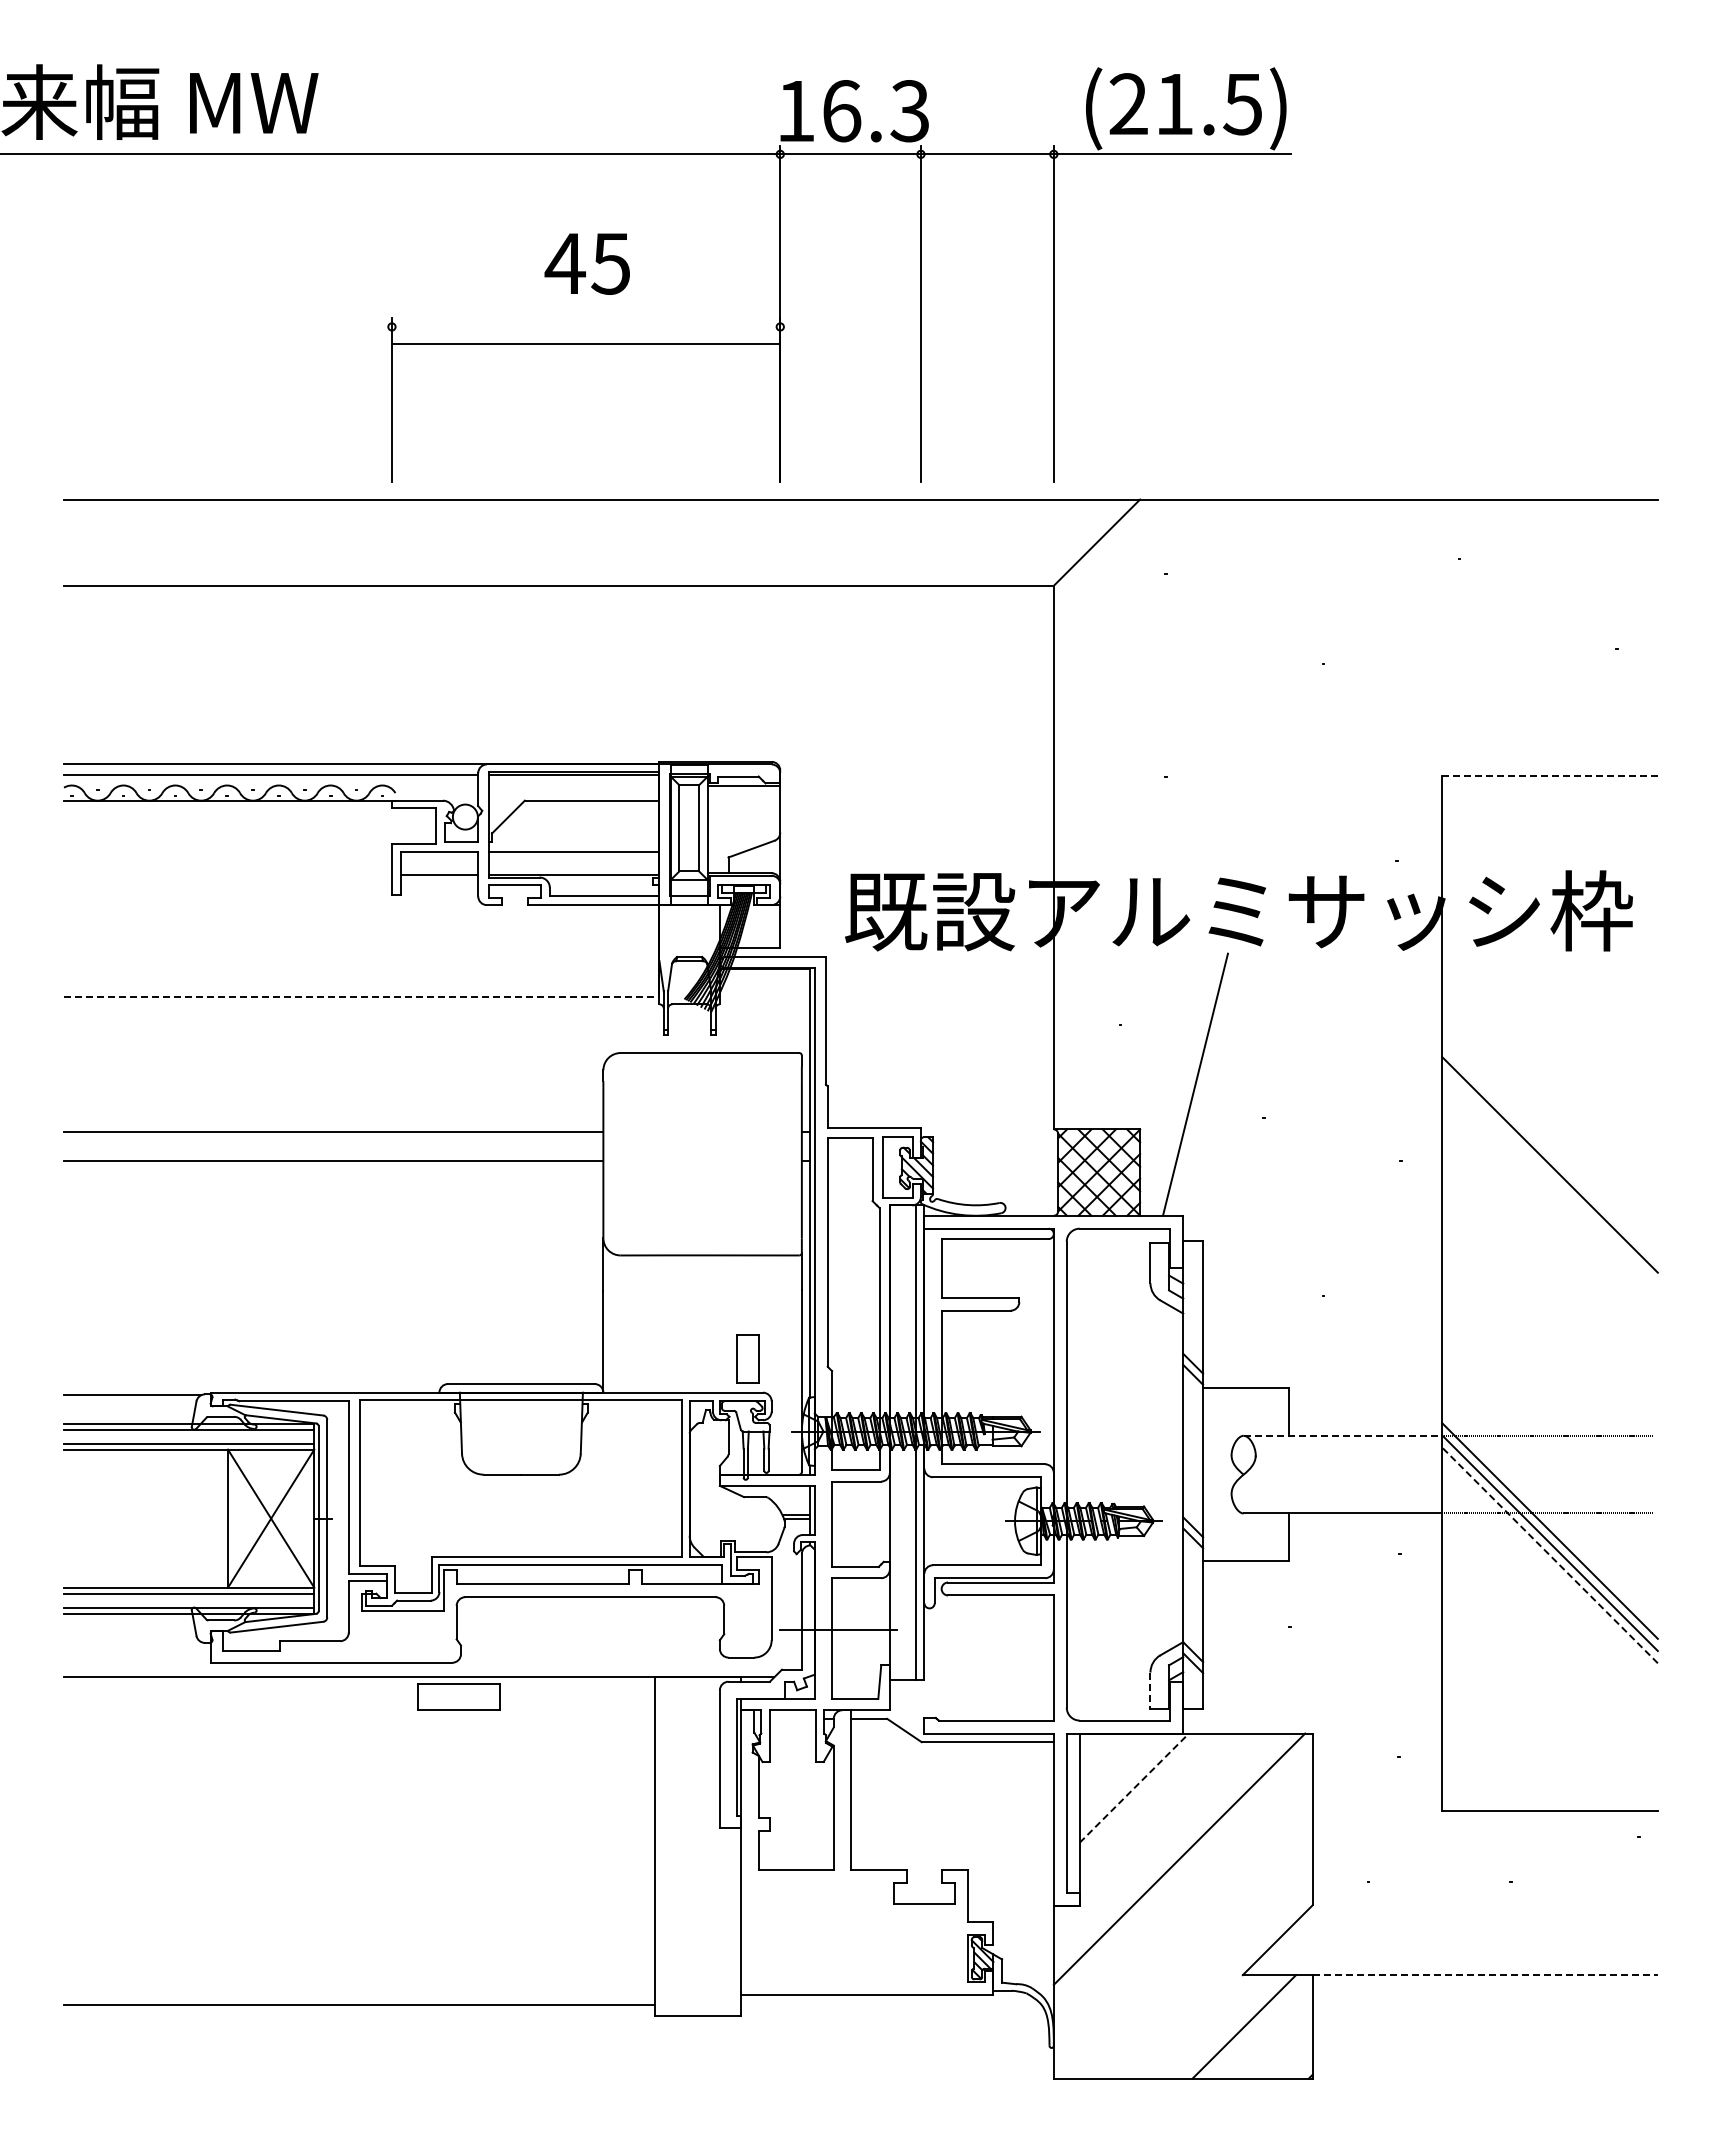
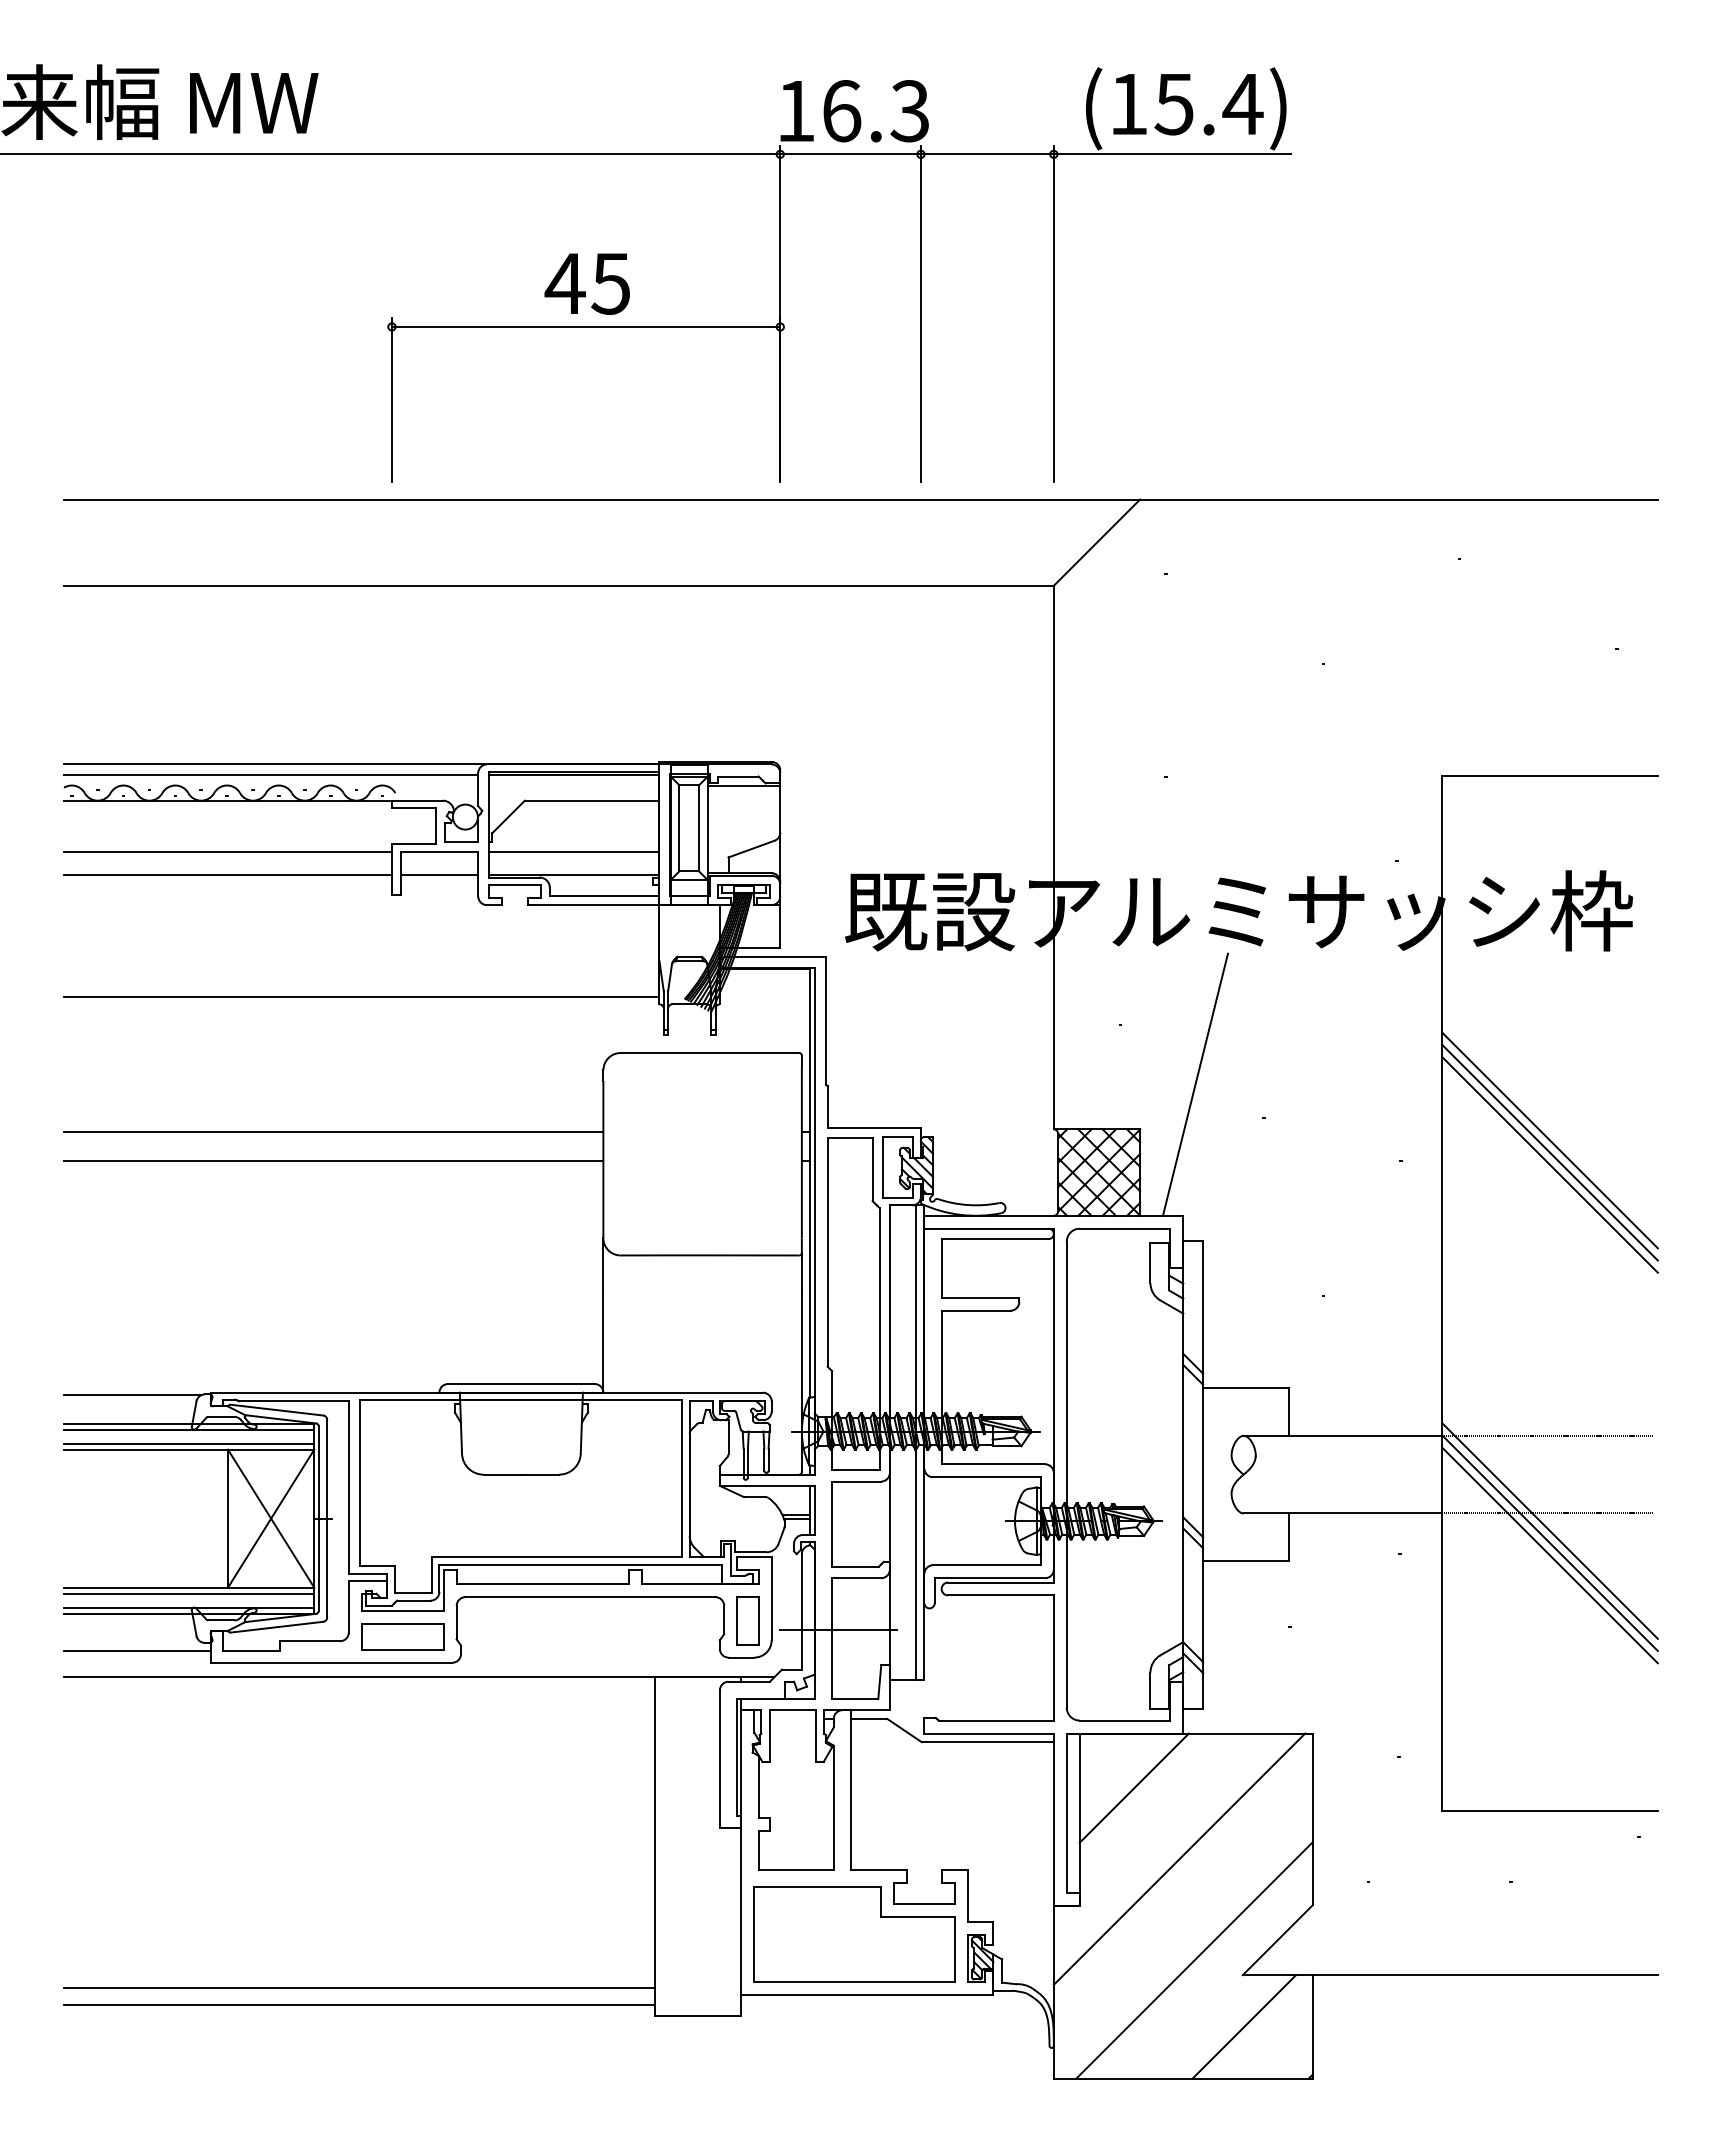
text: (21.5) -> (15.4) (1186, 104)
text position: (586, 263) -> (586, 283) (586, 283)
line position: (585, 343) -> (585, 326) (585, 326)
line: dashed -> solid (1550, 775)
line: none -> present (227, 851)
line: none -> present (227, 874)
line: dashed -> solid (361, 997)
line: none -> present (1549, 1140)
line: none -> present (1549, 1152)
part position: (747, 1358) -> (747, 1620) (747, 1620)
line: dashed -> solid (1343, 1435)
line: dashed -> solid (1550, 1555)
line: none -> present (137, 1650)
line: dashed -> solid (1150, 1691)
part position: (458, 1696) -> (402, 1636) (402, 1636)
line: dashed -> solid (1134, 1787)
part: none -> present (854, 1934)
line: none -> present (1194, 1960)
line: dashed -> solid (1485, 1975)
line: none -> present (359, 1988)
